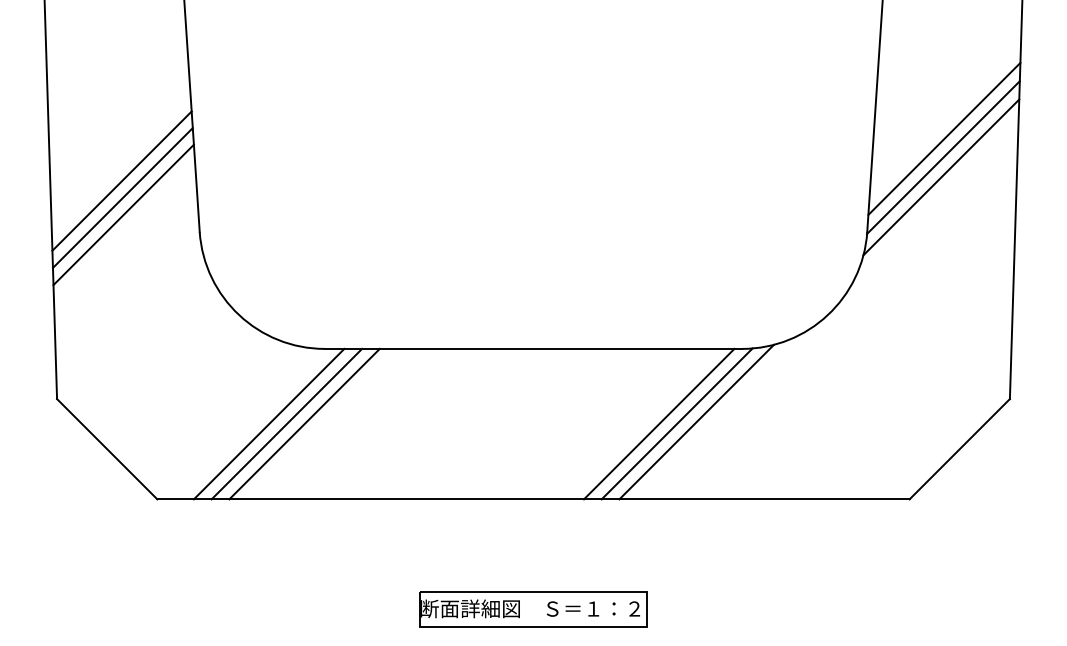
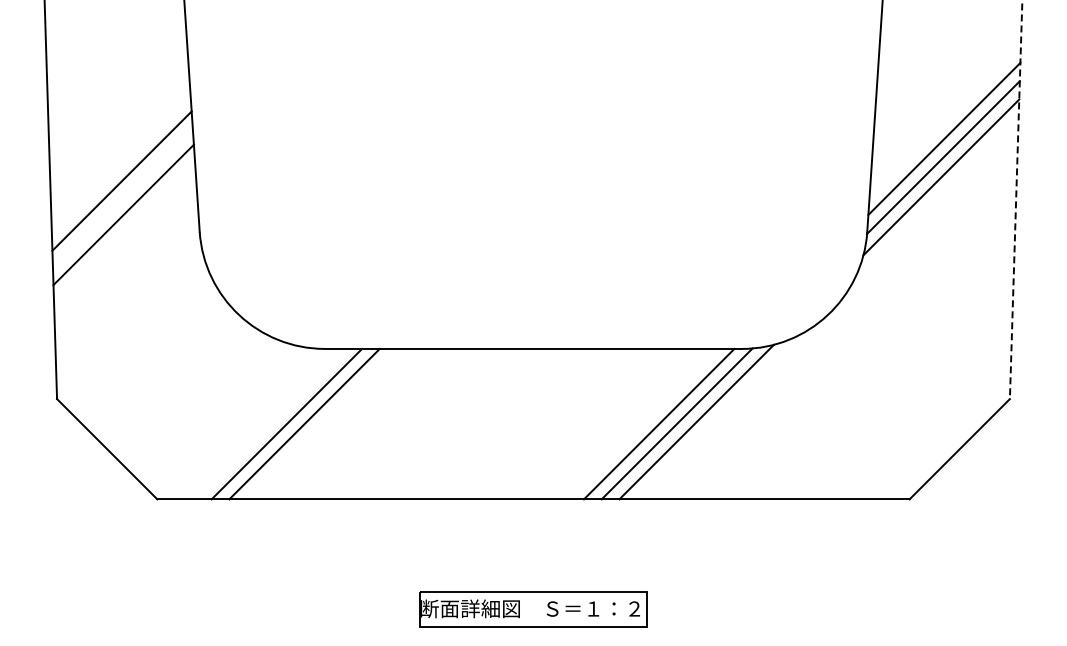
line: present -> none (122, 197)
line: solid -> dashed (1016, 200)
line: present -> none (268, 423)
